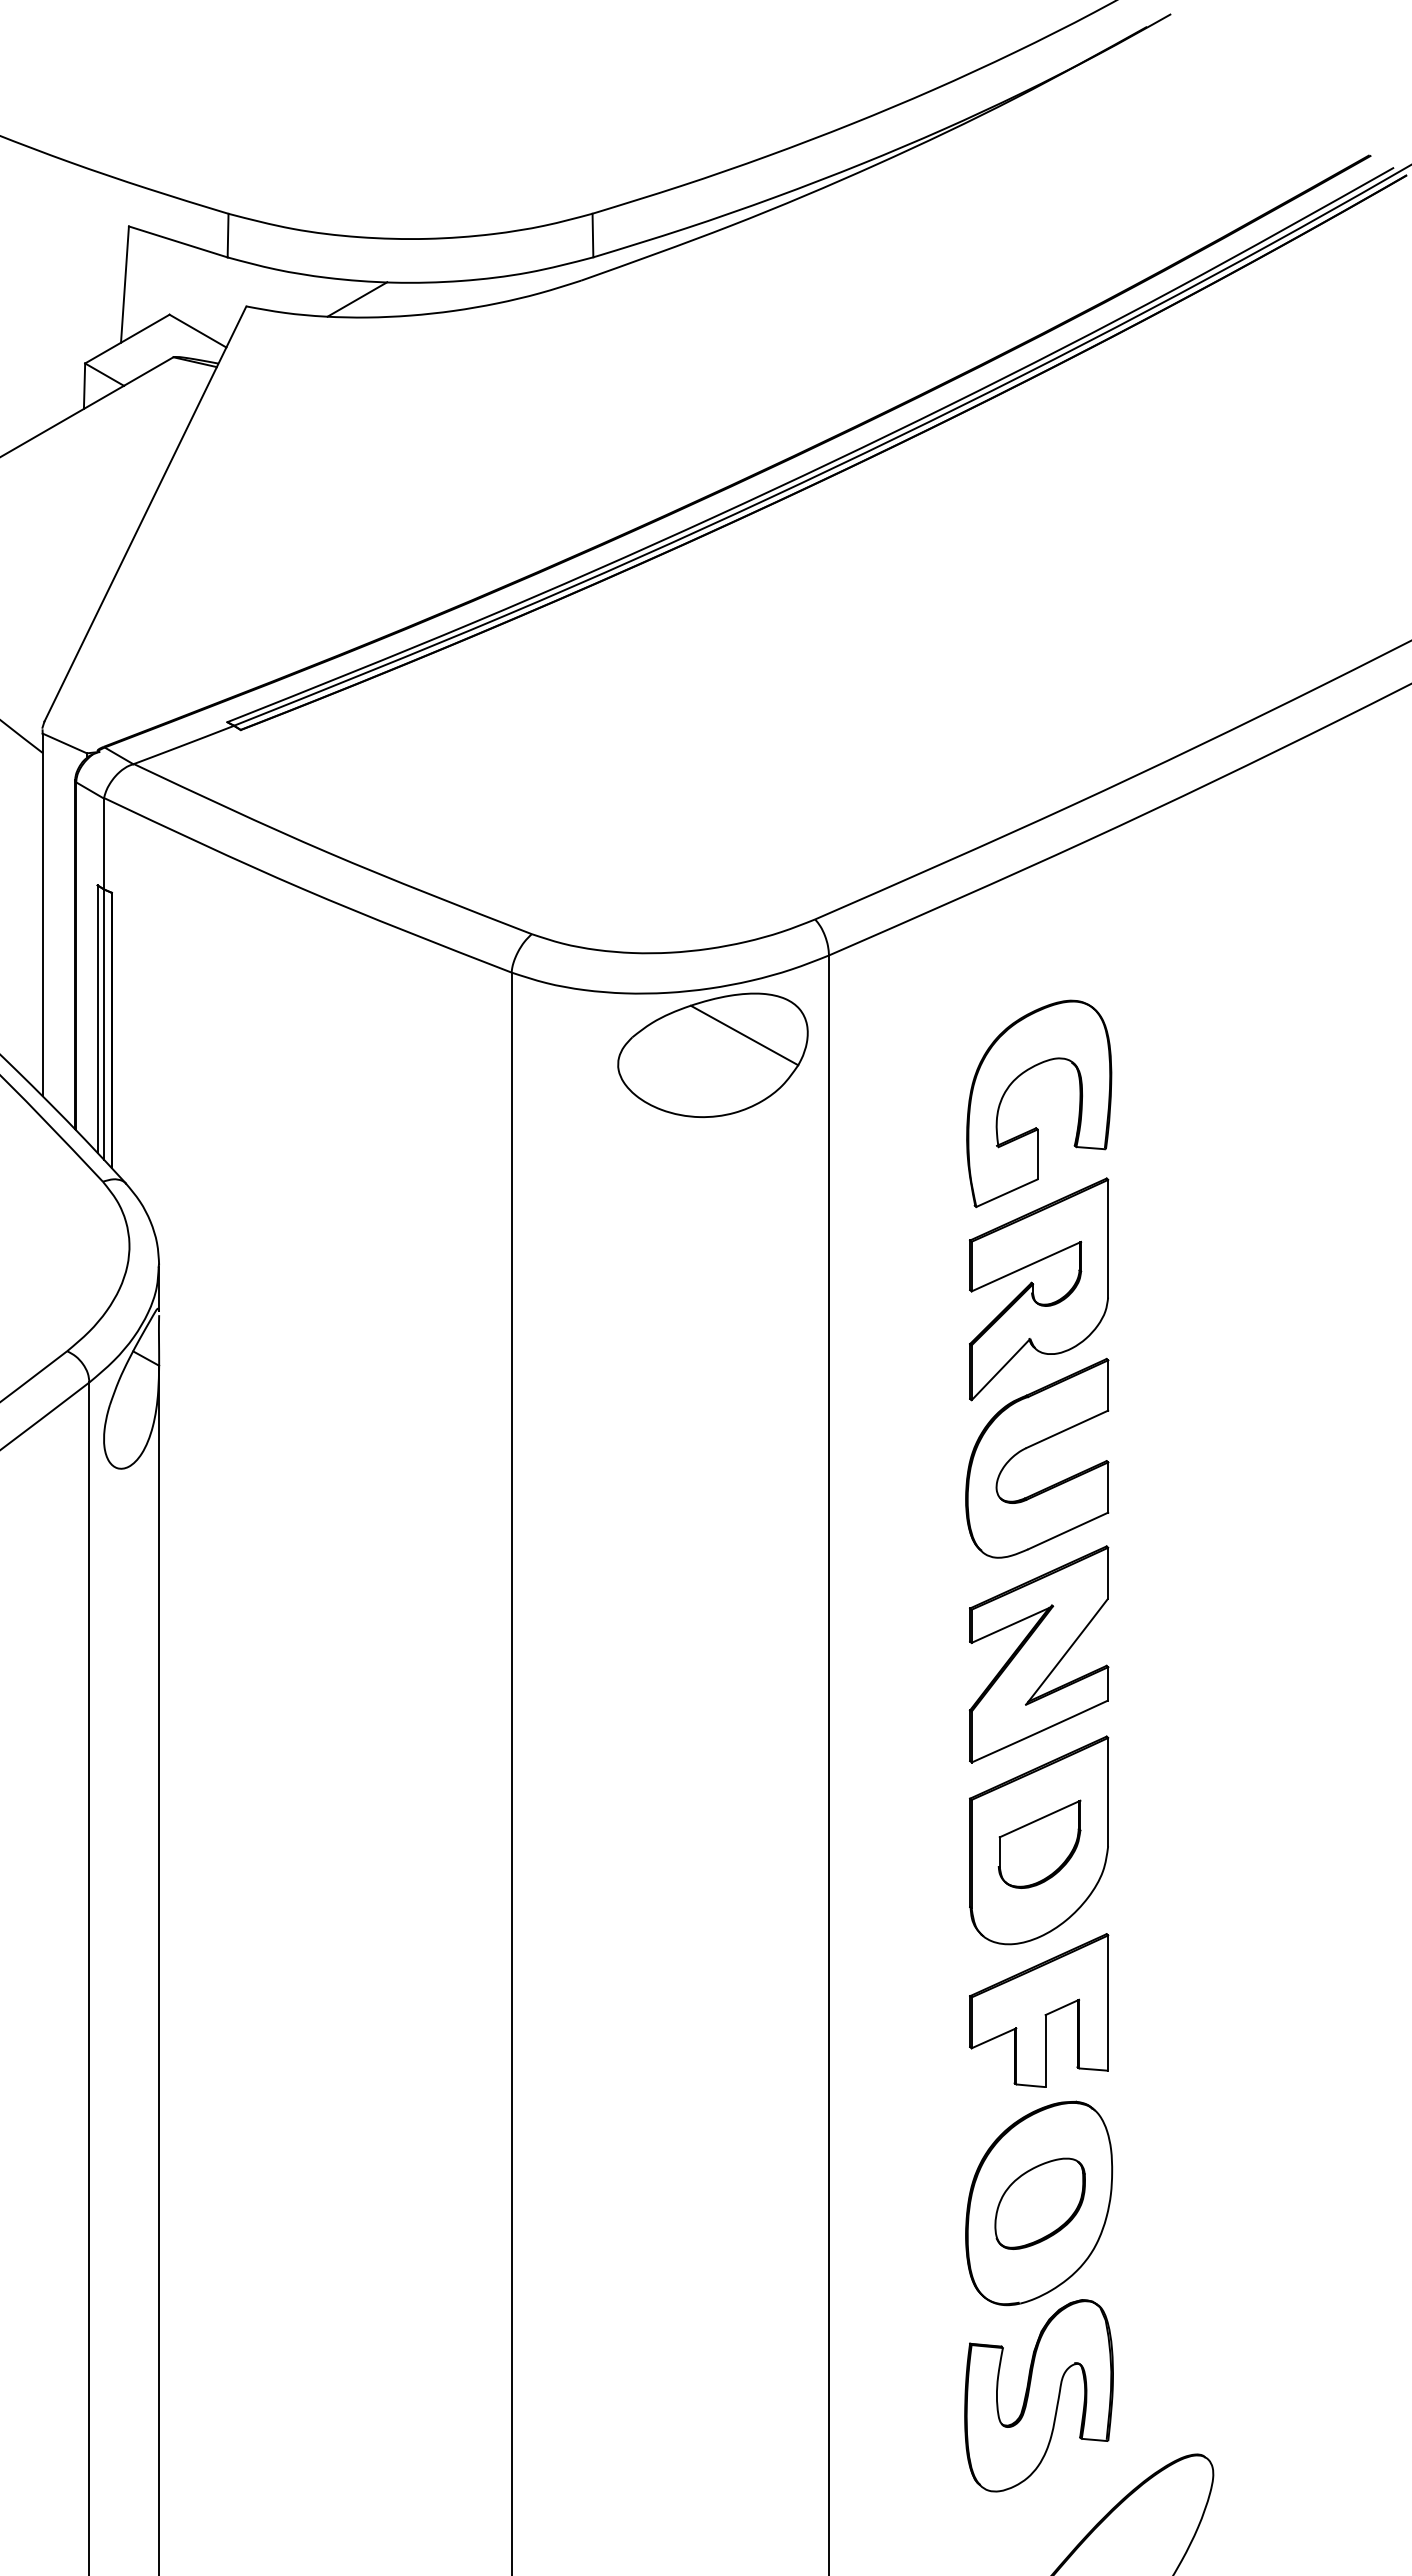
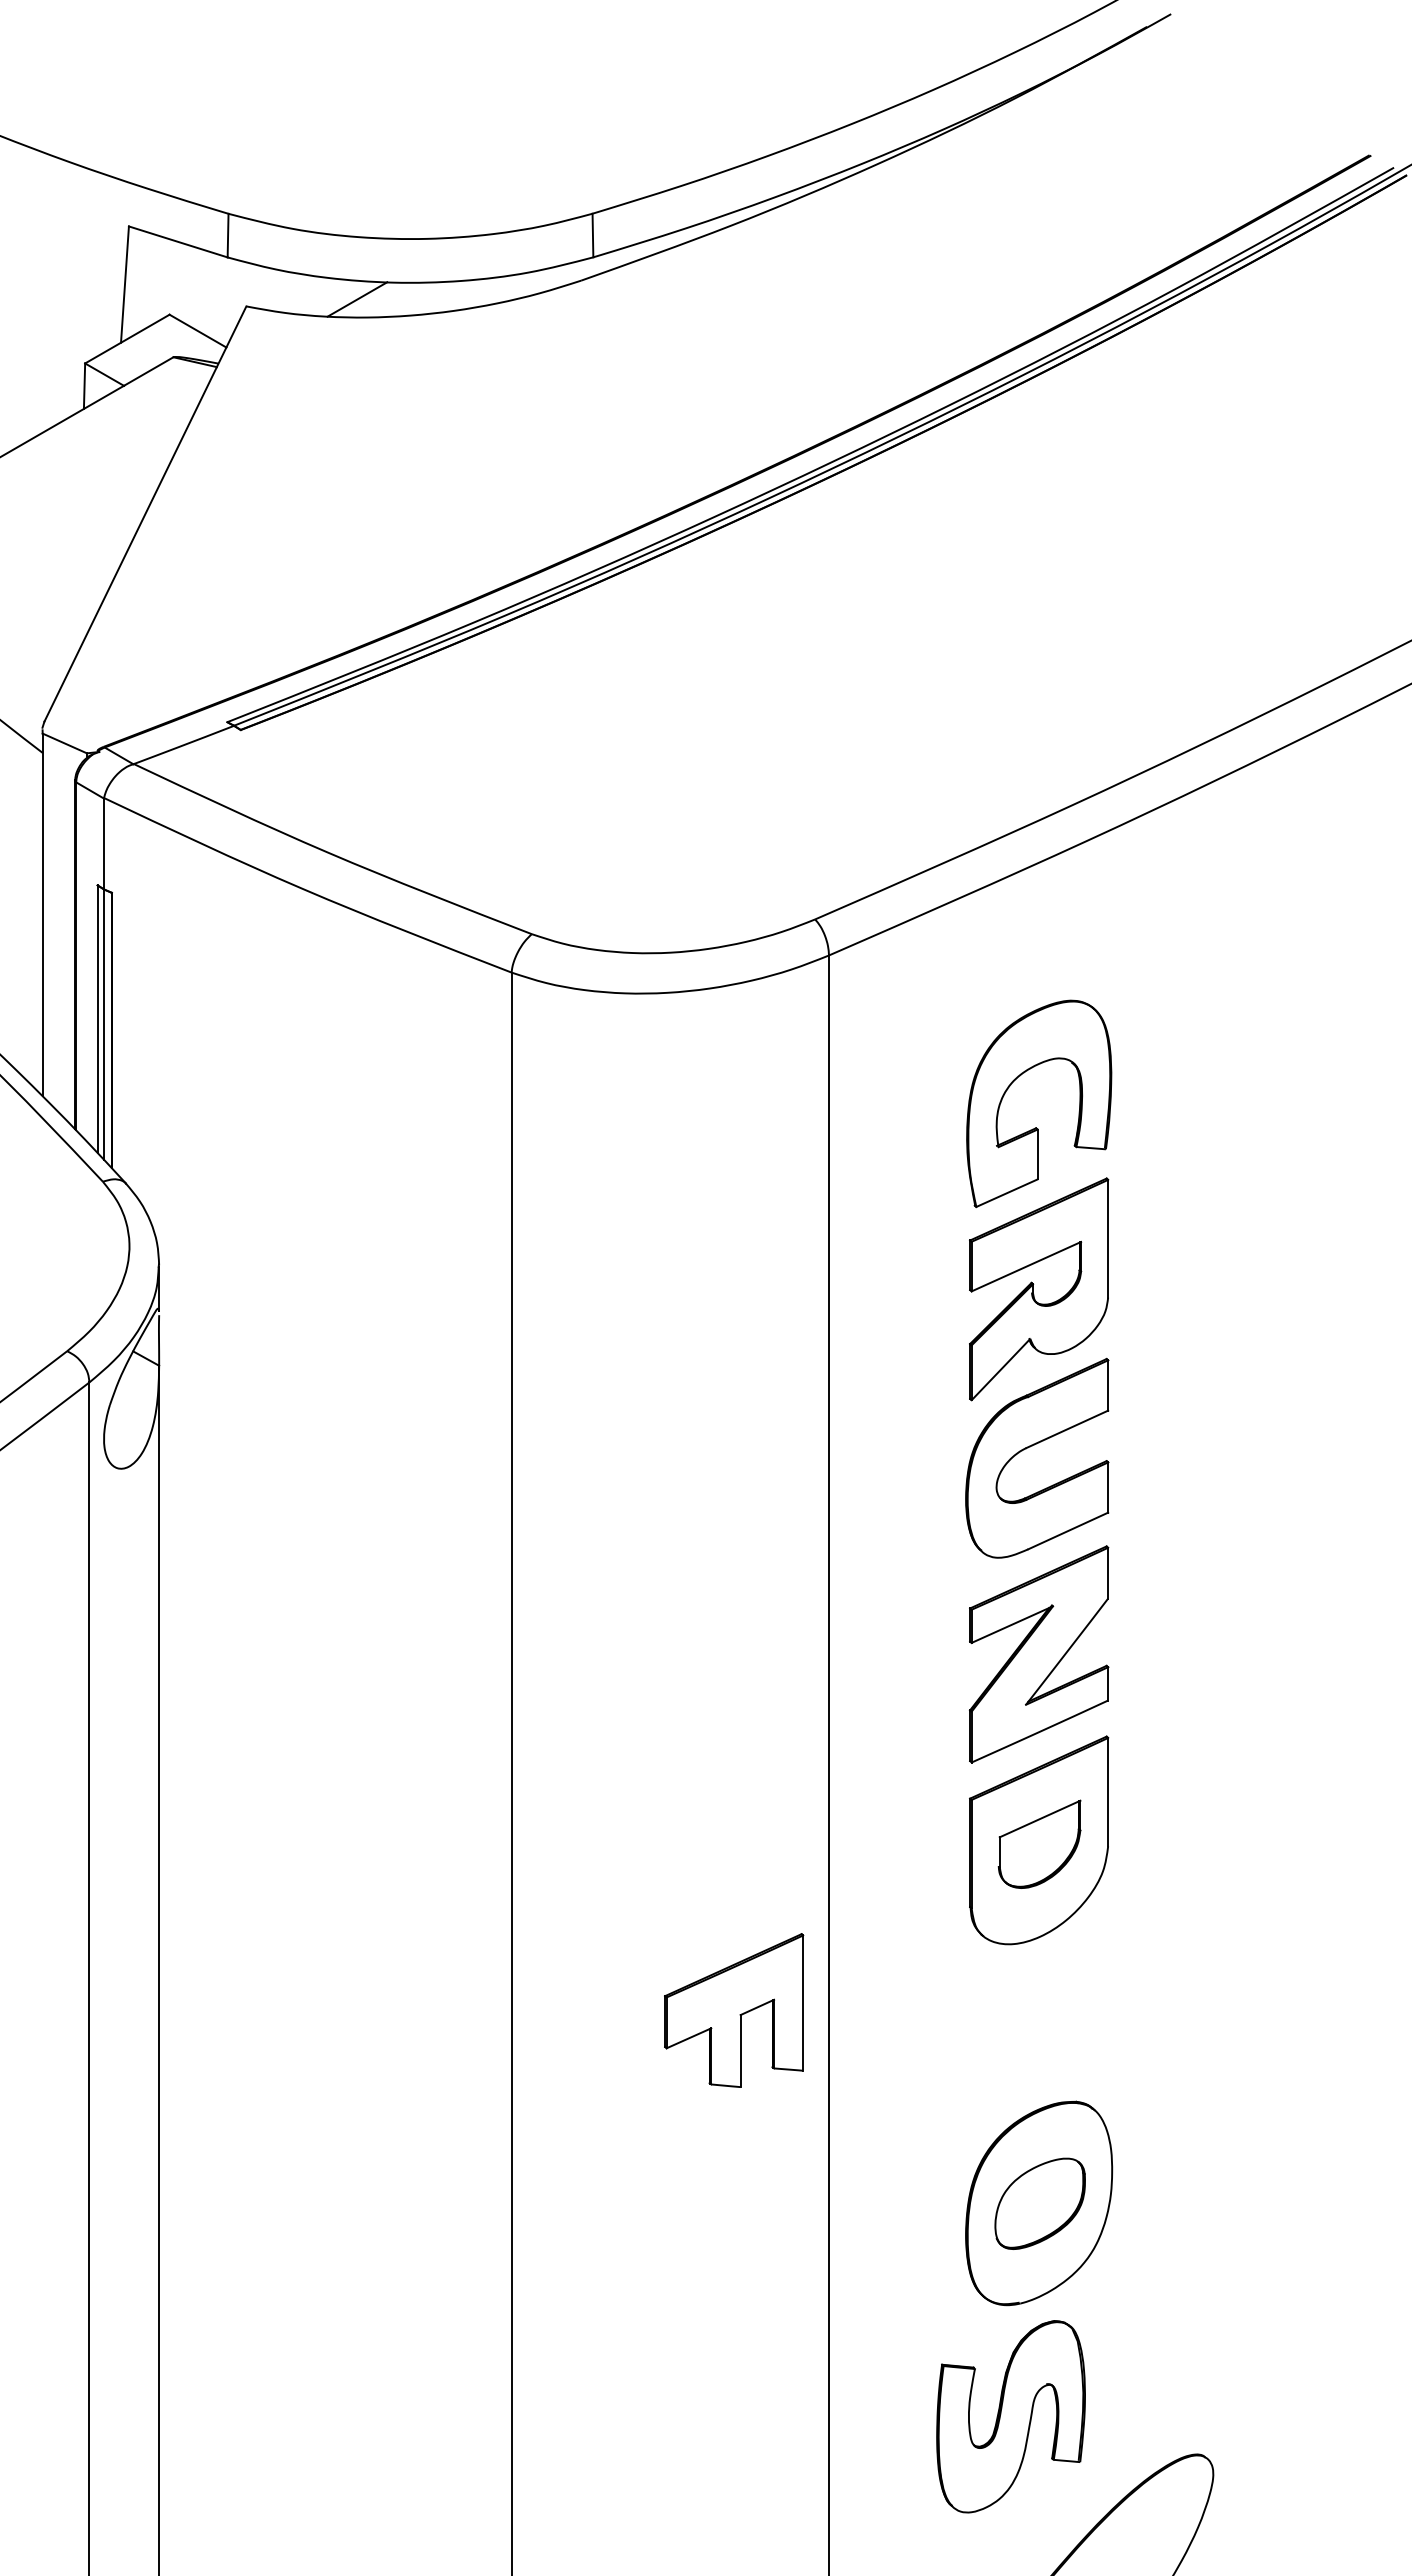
part: present -> none (712, 1054)
part position: (1039, 2010) -> (734, 2010) (734, 2010)
part position: (1038, 2395) -> (1010, 2416) (1010, 2416)
